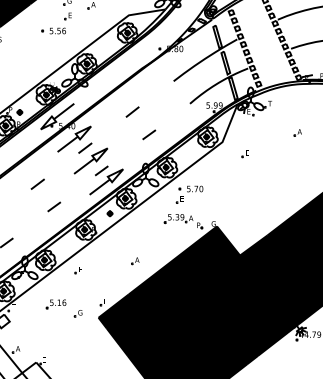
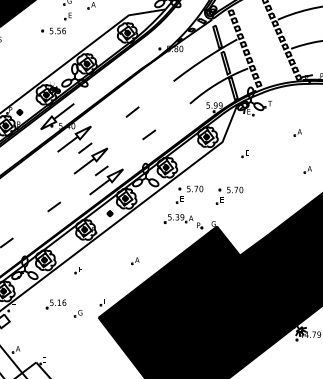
part: none -> present (307, 169)
line: present -> none (37, 183)
part: none -> present (229, 195)
